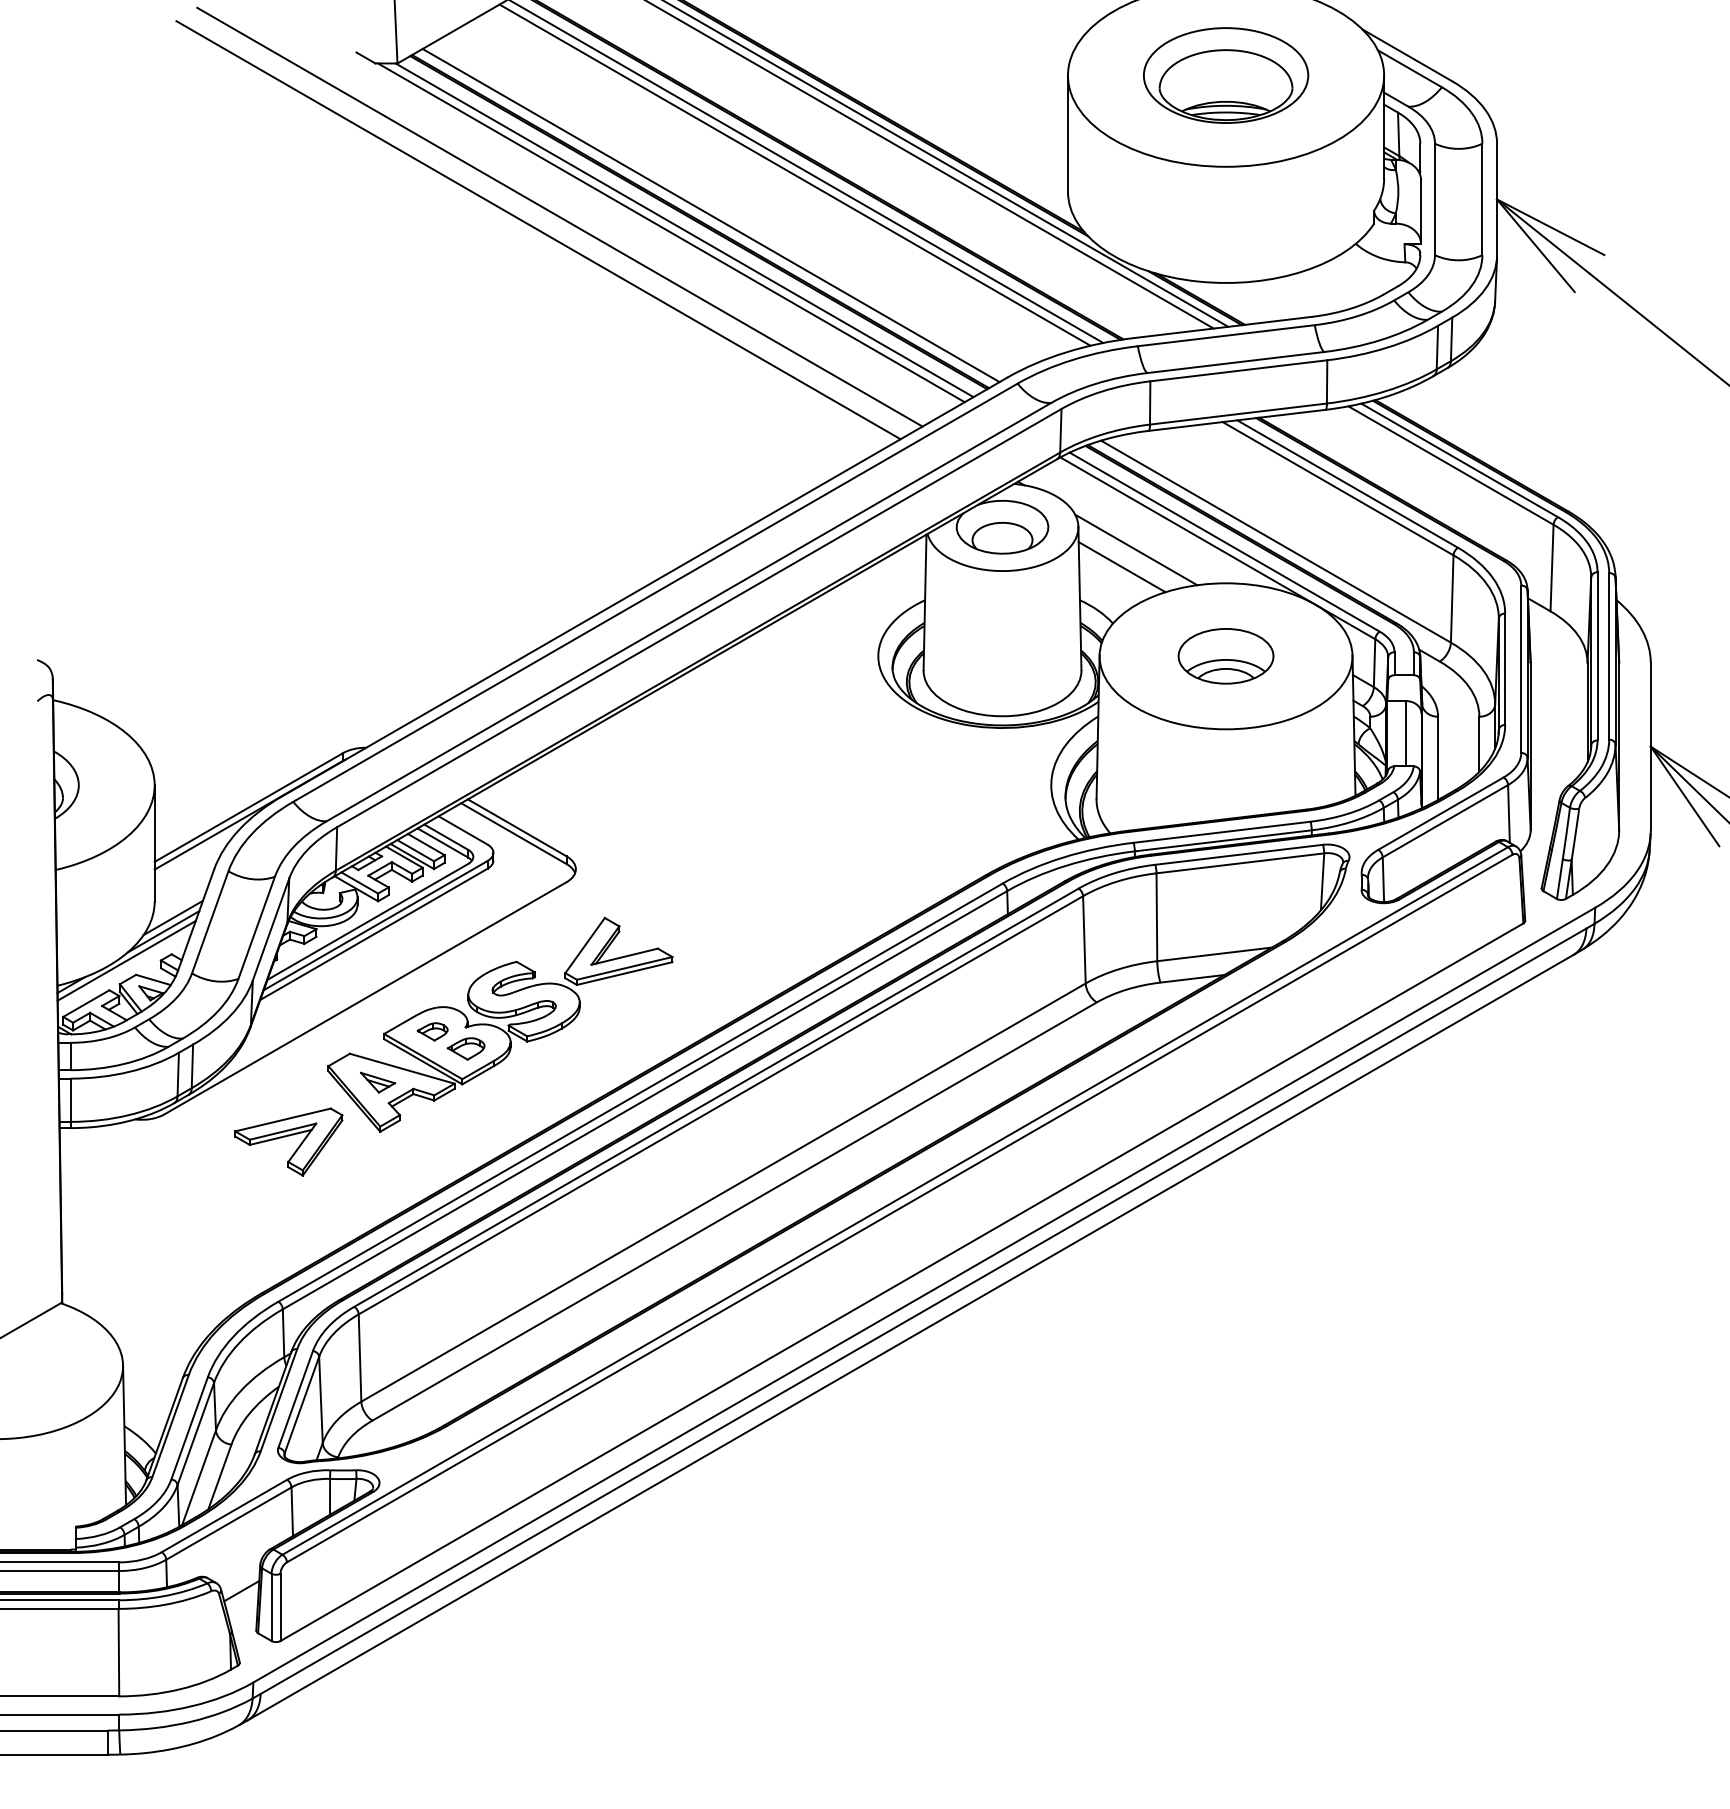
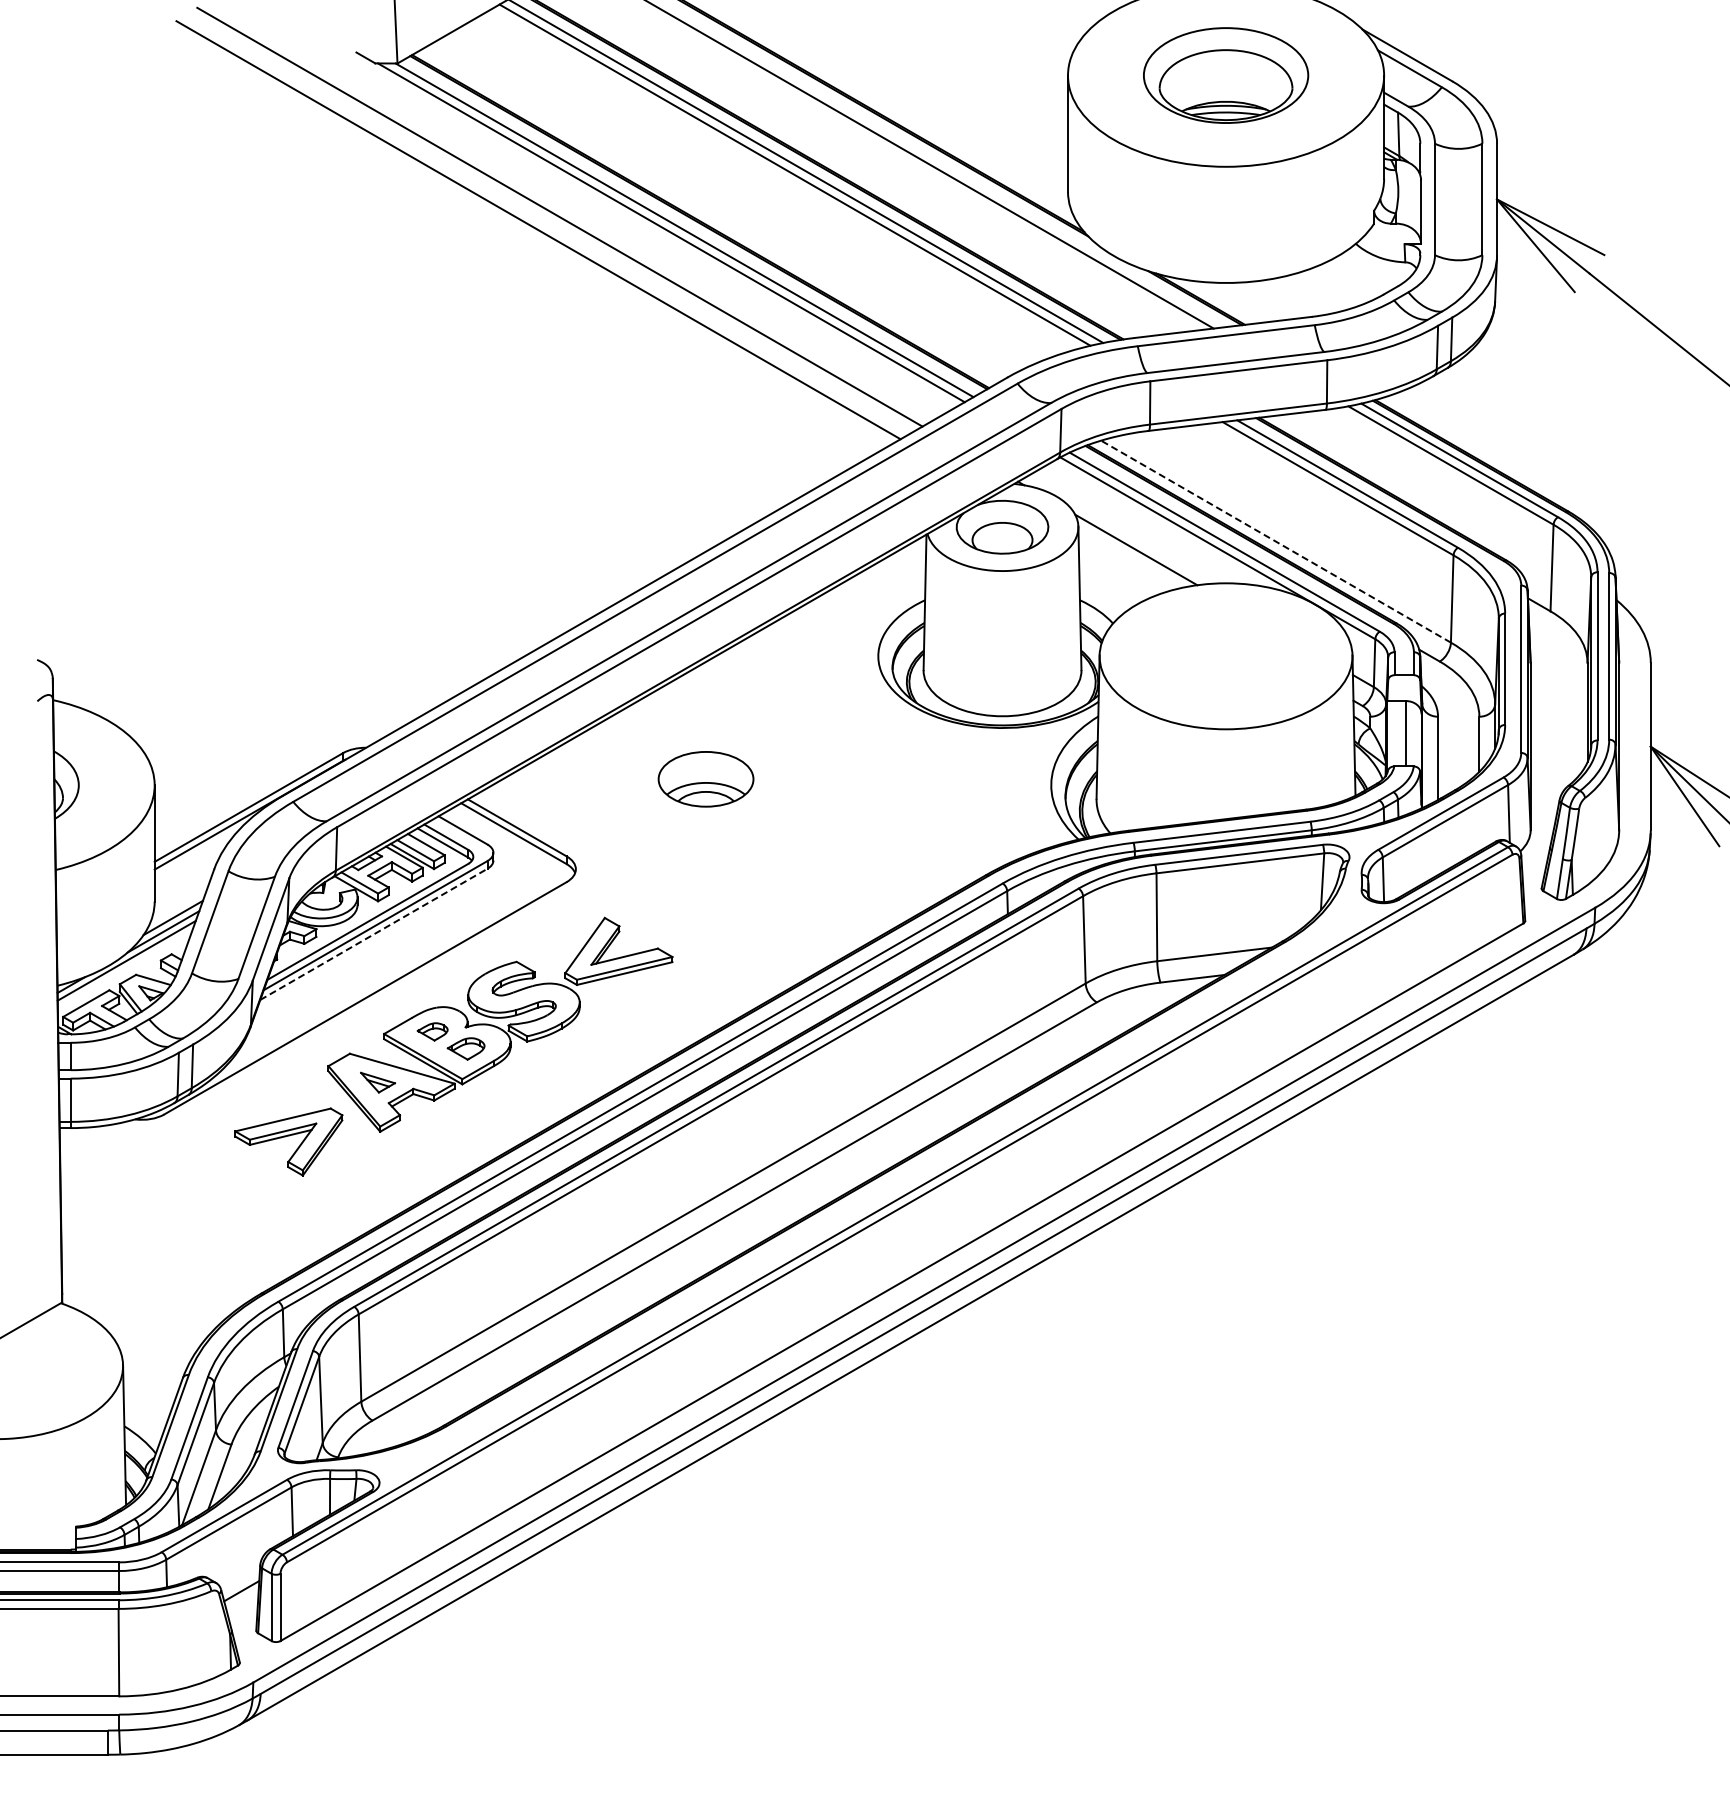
line: present -> none (947, 164)
line: present -> none (710, 215)
line: solid -> dashed (1276, 541)
line: present -> none (1121, 567)
part position: (1225, 656) -> (705, 779) (705, 779)
line: solid -> dashed (374, 934)
